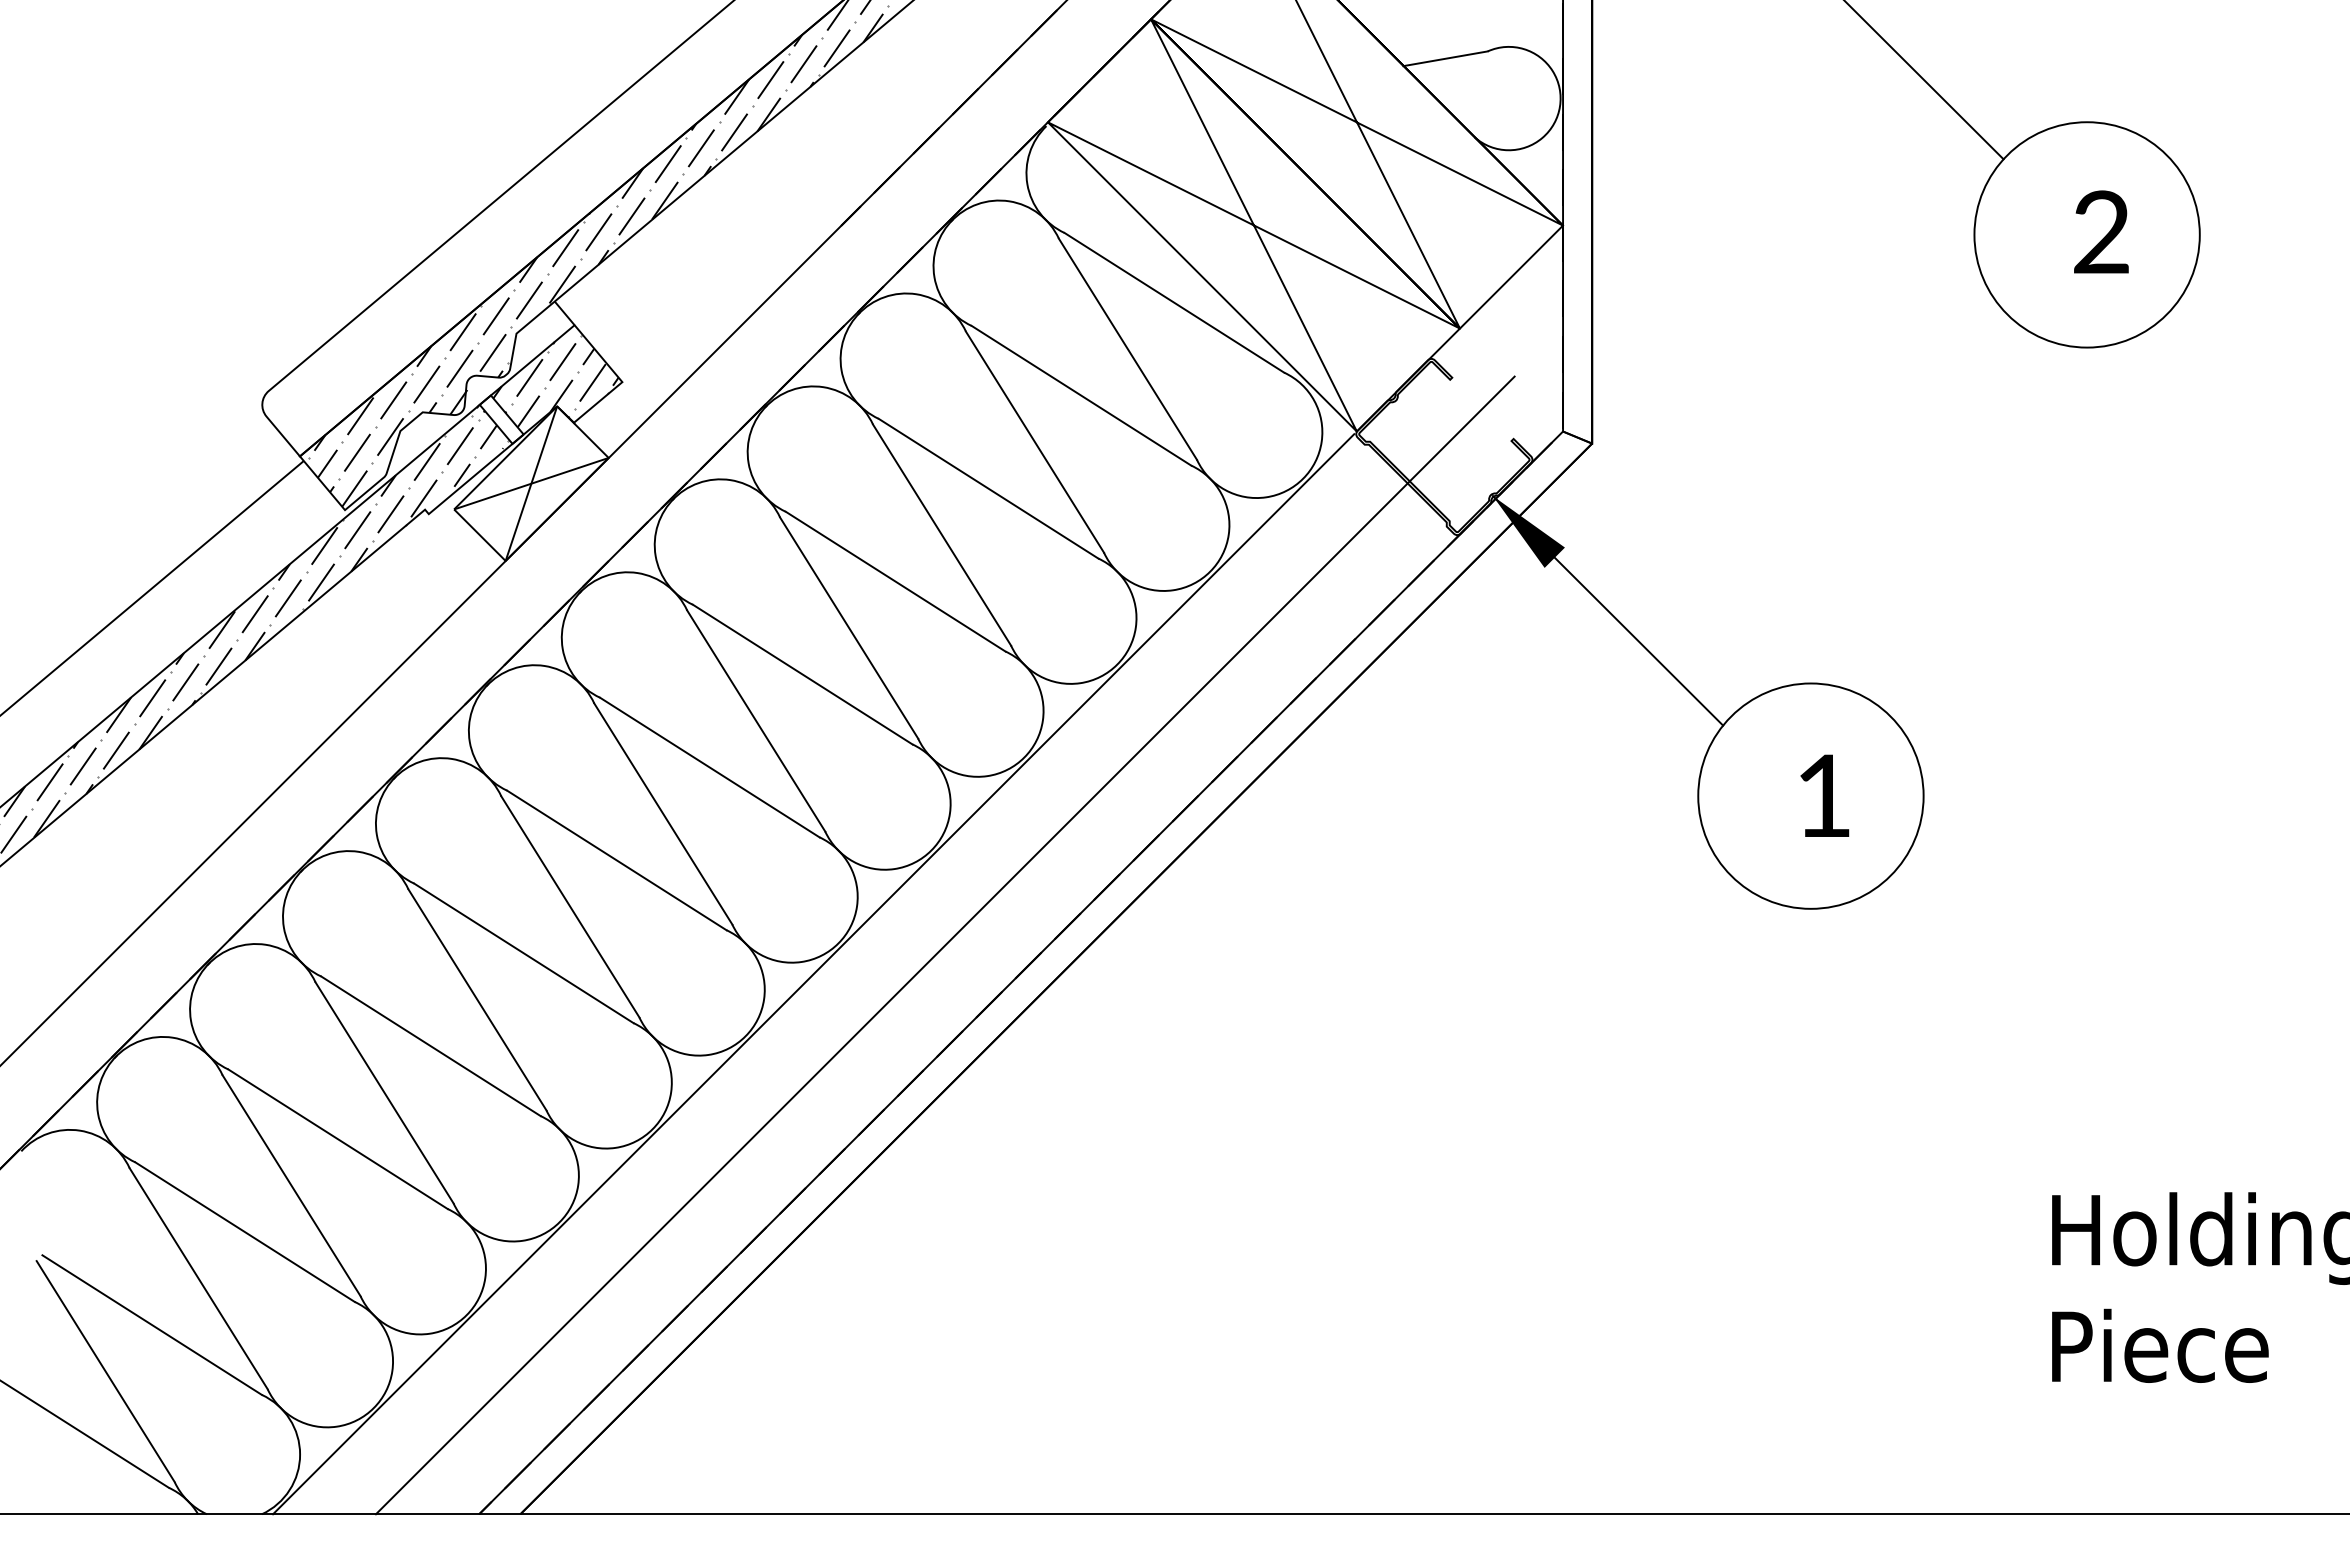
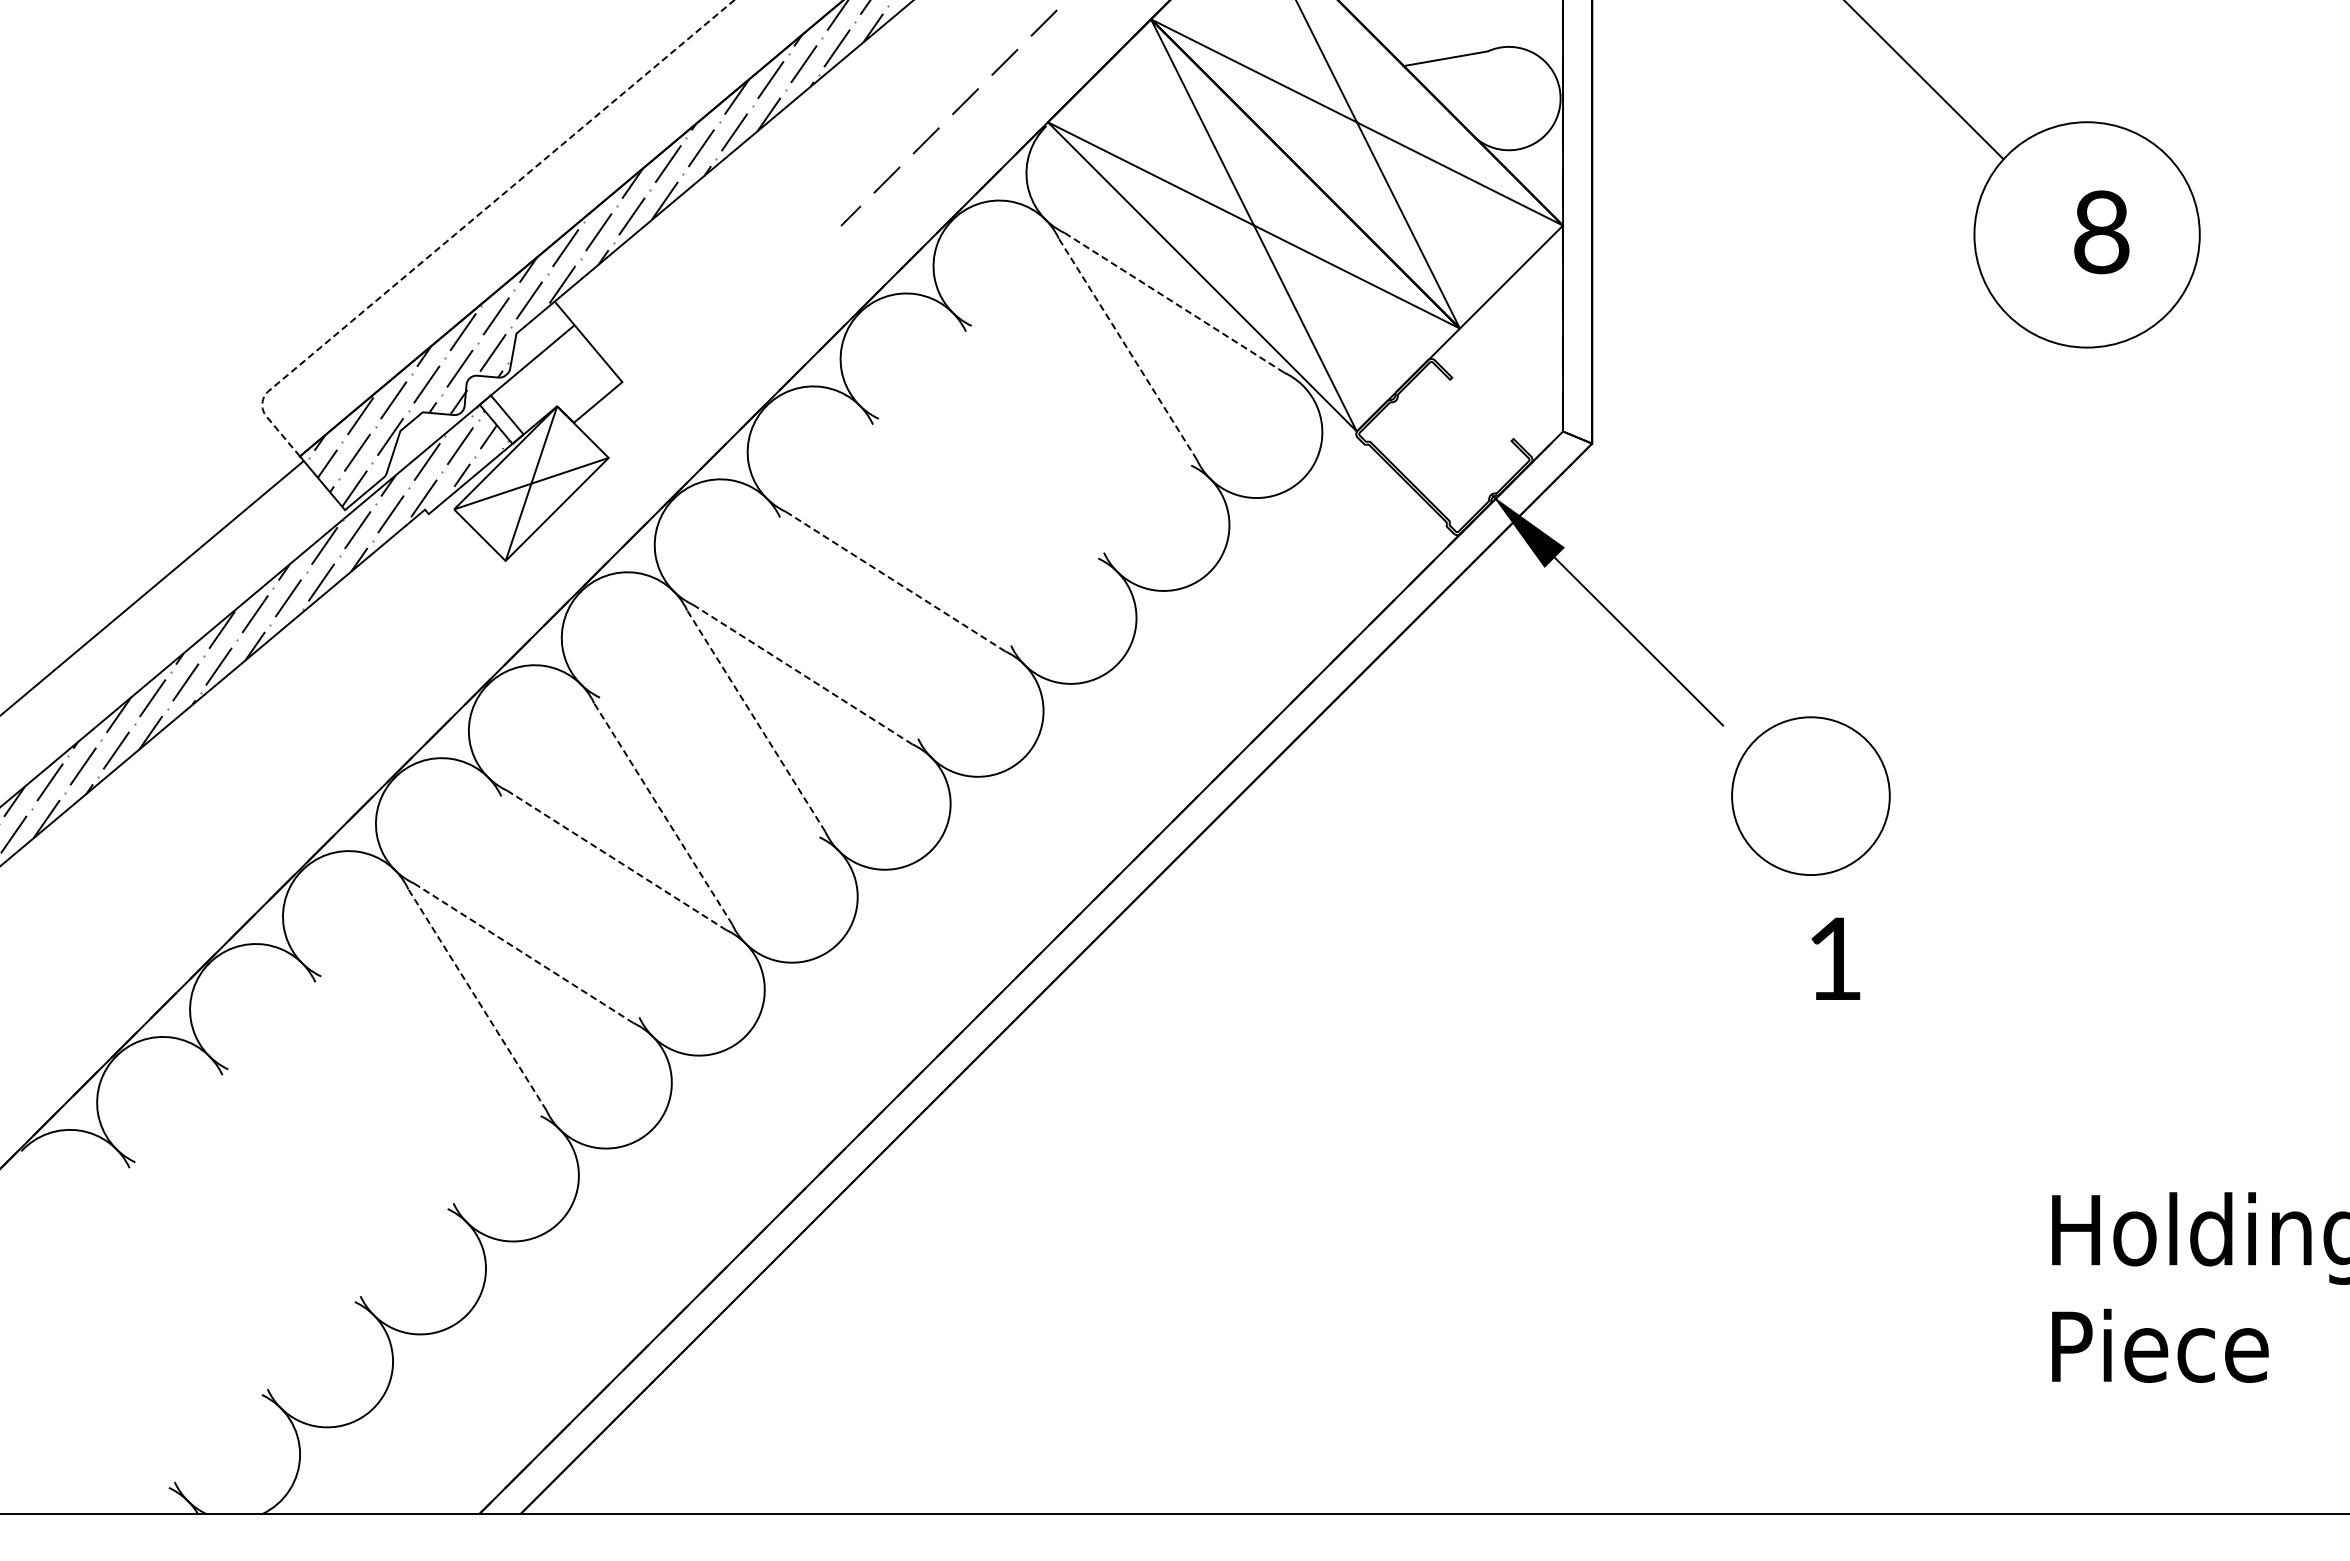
line: solid -> dashed (467, 223)
text: 2 -> 8 (2101, 232)
line: solid -> dashed (1174, 303)
line: solid -> dashed (1127, 348)
hatch: present -> none (555, 381)
line: present -> none (1081, 395)
line: present -> none (1035, 441)
line: present -> none (988, 488)
line: present -> none (533, 533)
line: present -> none (942, 534)
line: solid -> dashed (896, 581)
line: present -> none (849, 627)
line: solid -> dashed (803, 674)
line: solid -> dashed (755, 720)
line: present -> none (709, 767)
circle diameter: 225 px -> 158 px (1810, 796)
text position: (1824, 795) -> (1835, 958) (1835, 958)
line: solid -> dashed (663, 813)
line: solid -> dashed (617, 860)
line: present -> none (570, 906)
line: present -> none (944, 945)
line: solid -> dashed (524, 953)
line: present -> none (813, 974)
line: solid -> dashed (477, 999)
line: present -> none (430, 1046)
line: present -> none (384, 1092)
line: present -> none (337, 1139)
line: present -> none (291, 1185)
line: present -> none (244, 1231)
line: present -> none (198, 1278)
line: present -> none (151, 1324)
line: present -> none (105, 1371)
line: present -> none (85, 1434)
